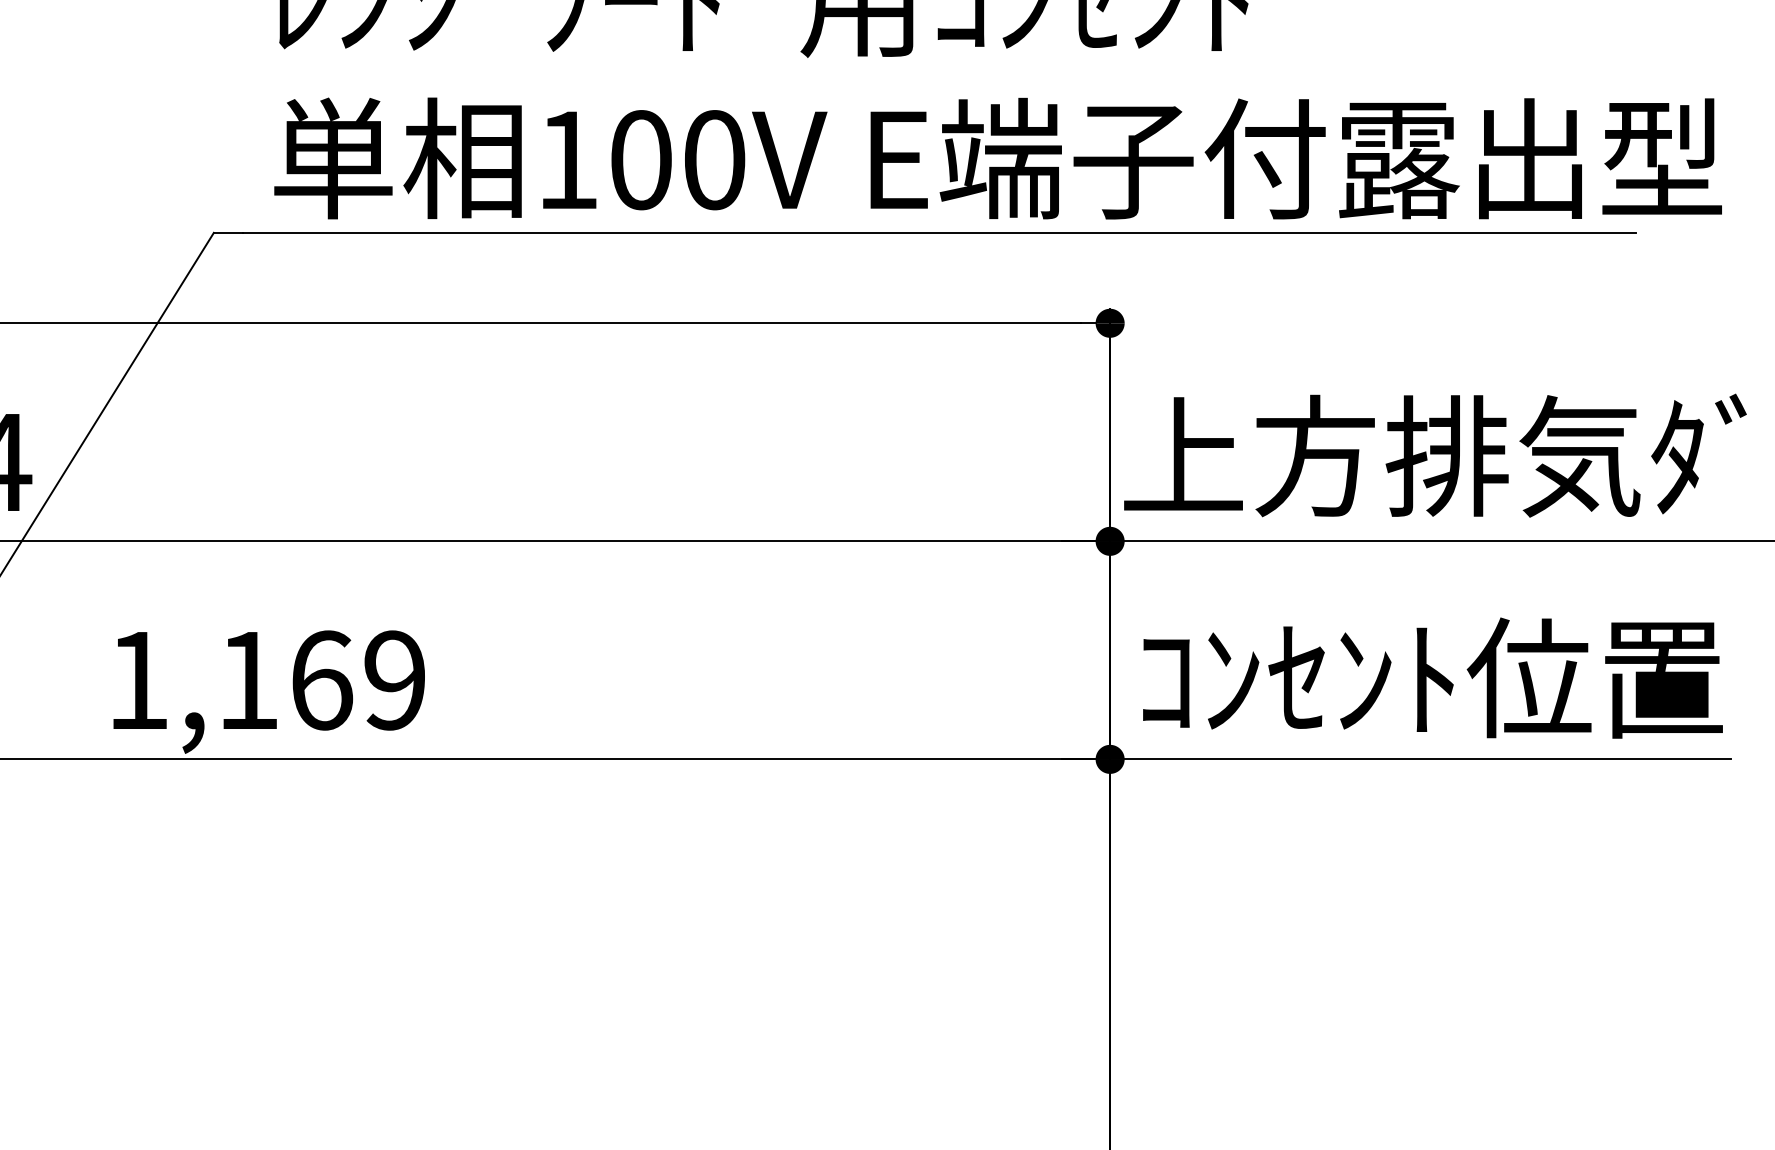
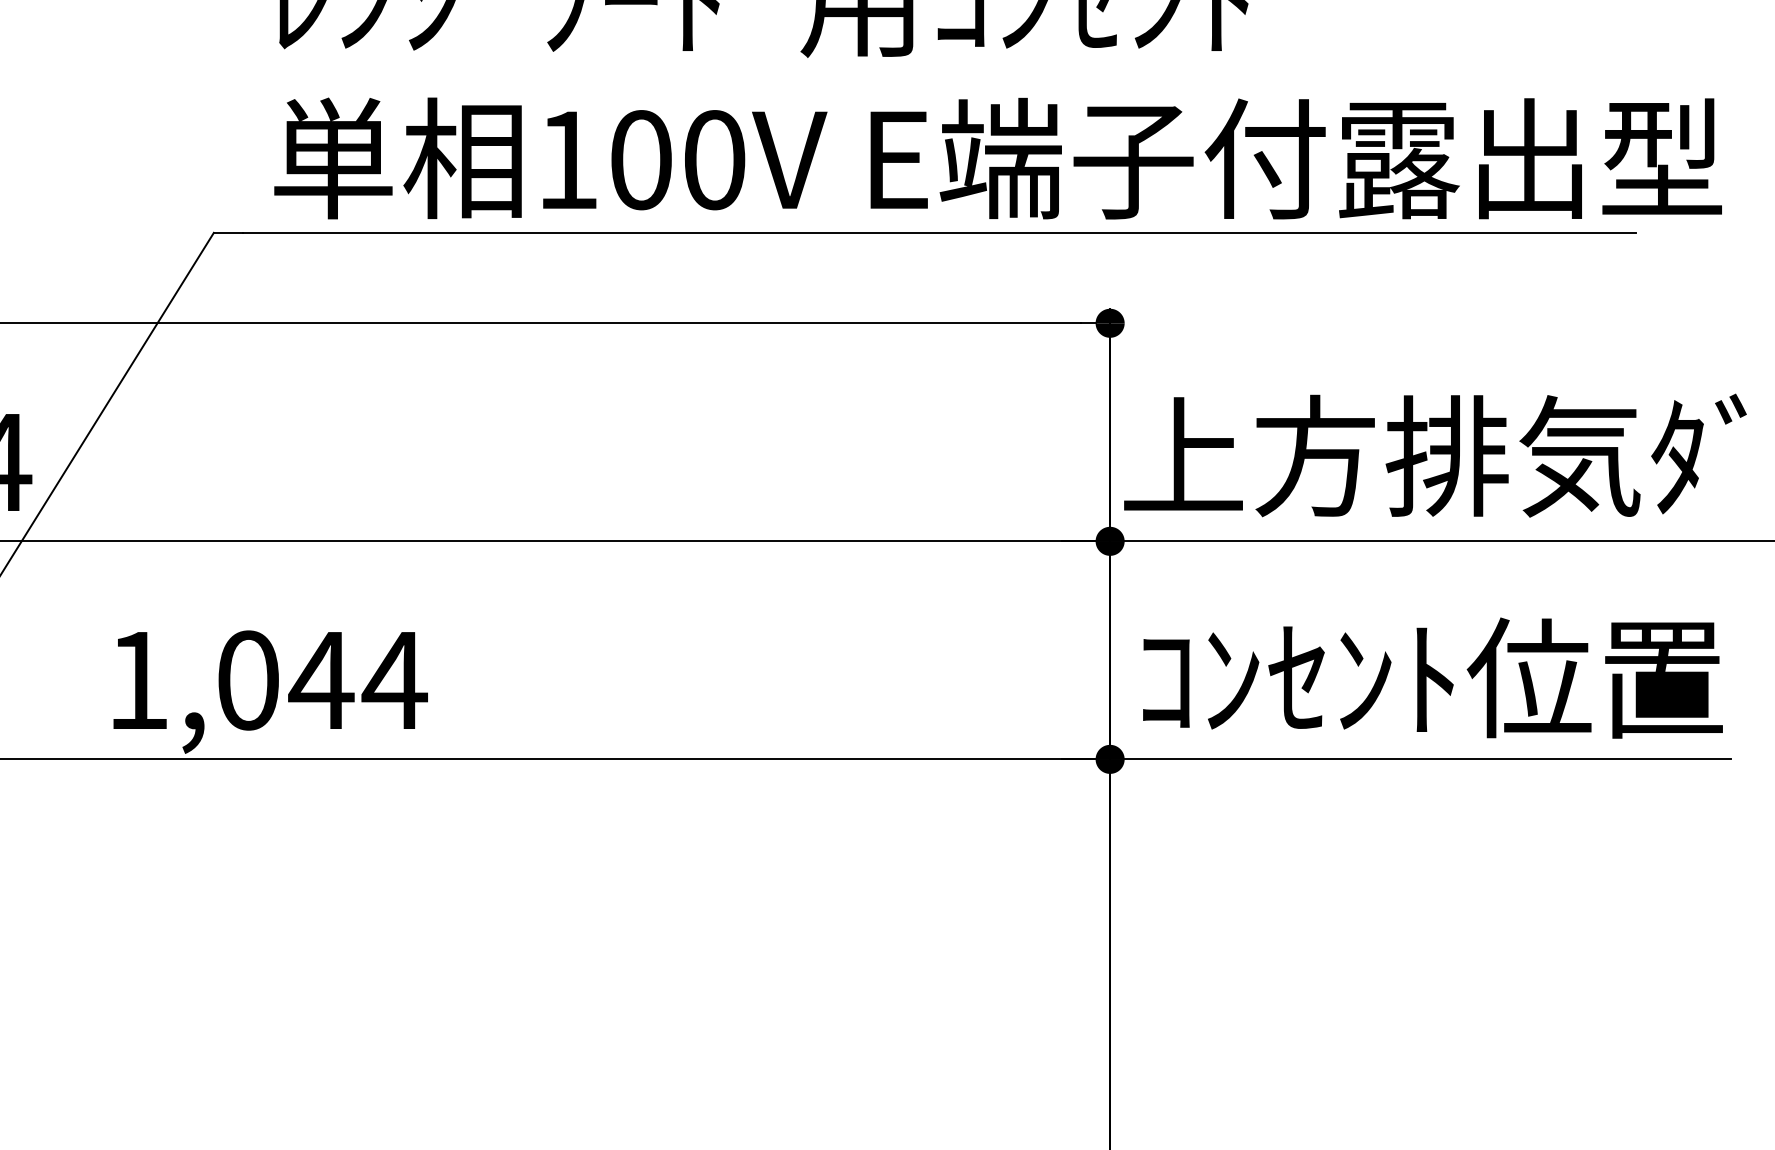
text: 1,169 -> 1,044 (322, 680)
